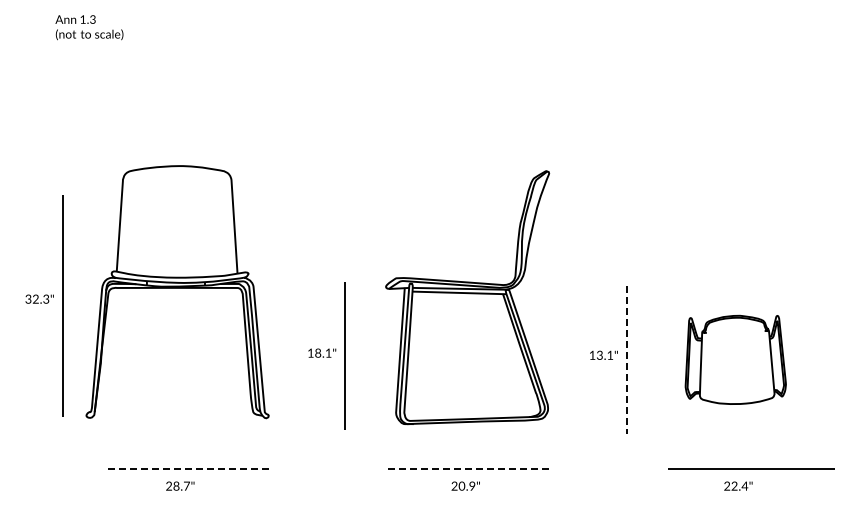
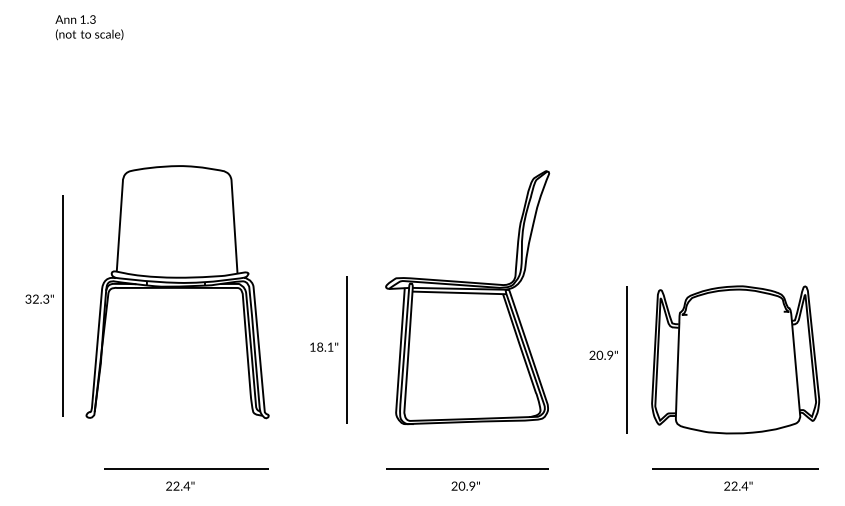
text: 13.1" -> 20.9" (601, 354)
part position: (326, 355) -> (328, 349) (328, 349)
line: dashed -> solid (627, 359)
part size: 103x91 px -> 170x150 px (735, 359)
line position: (751, 468) -> (735, 468) (735, 468)
line: dashed -> solid (185, 469)
line: dashed -> solid (467, 469)
text: 28.7" -> 22.4" (181, 485)
